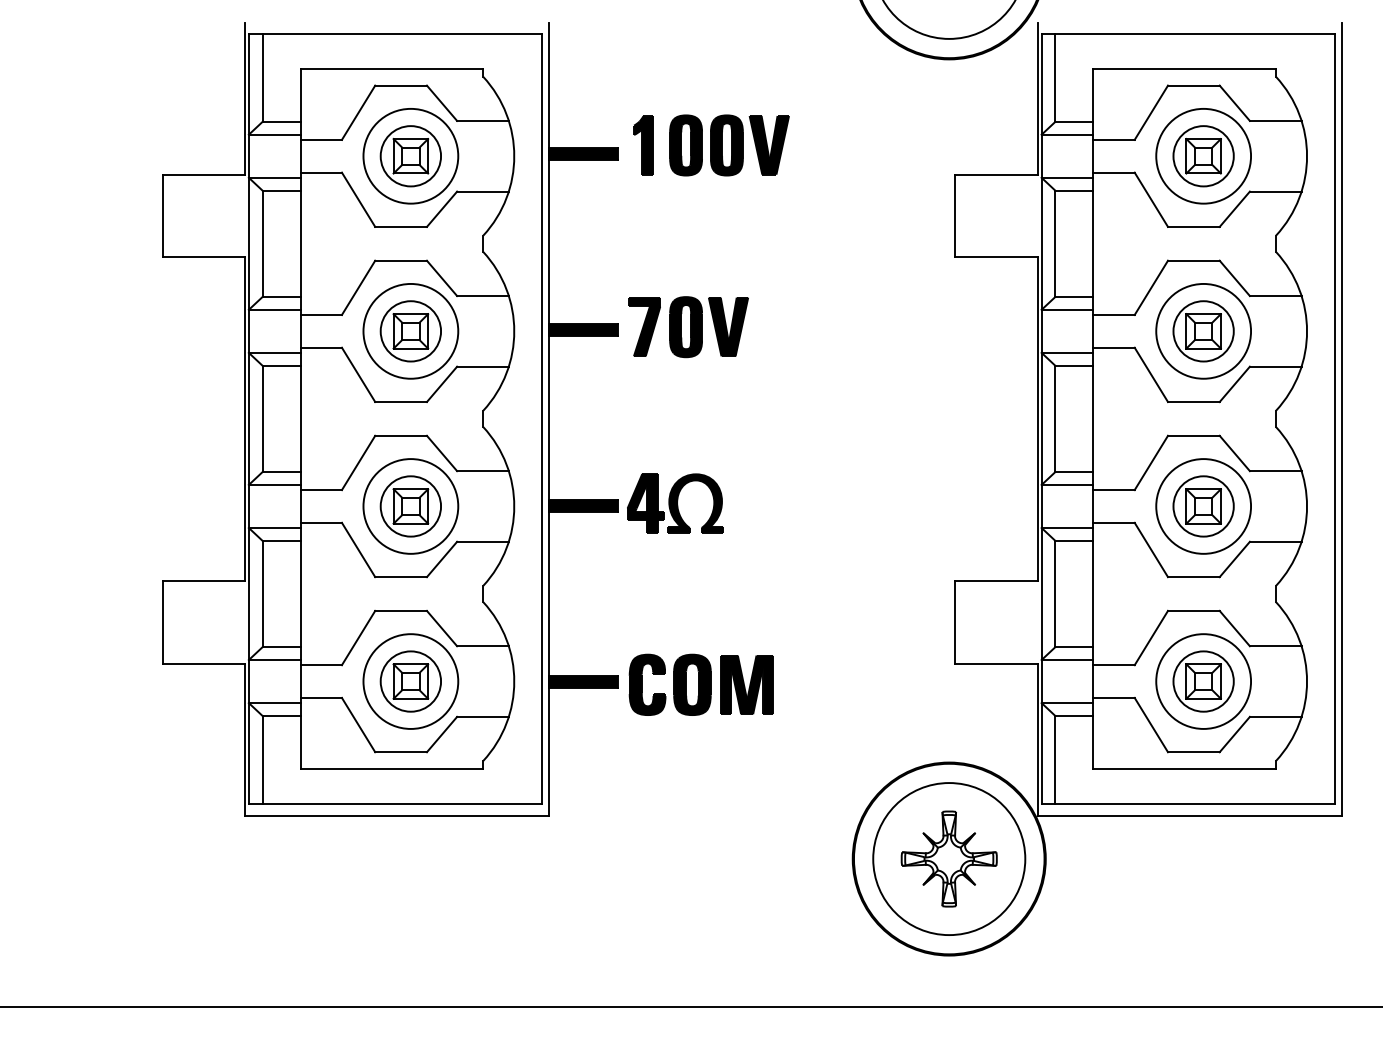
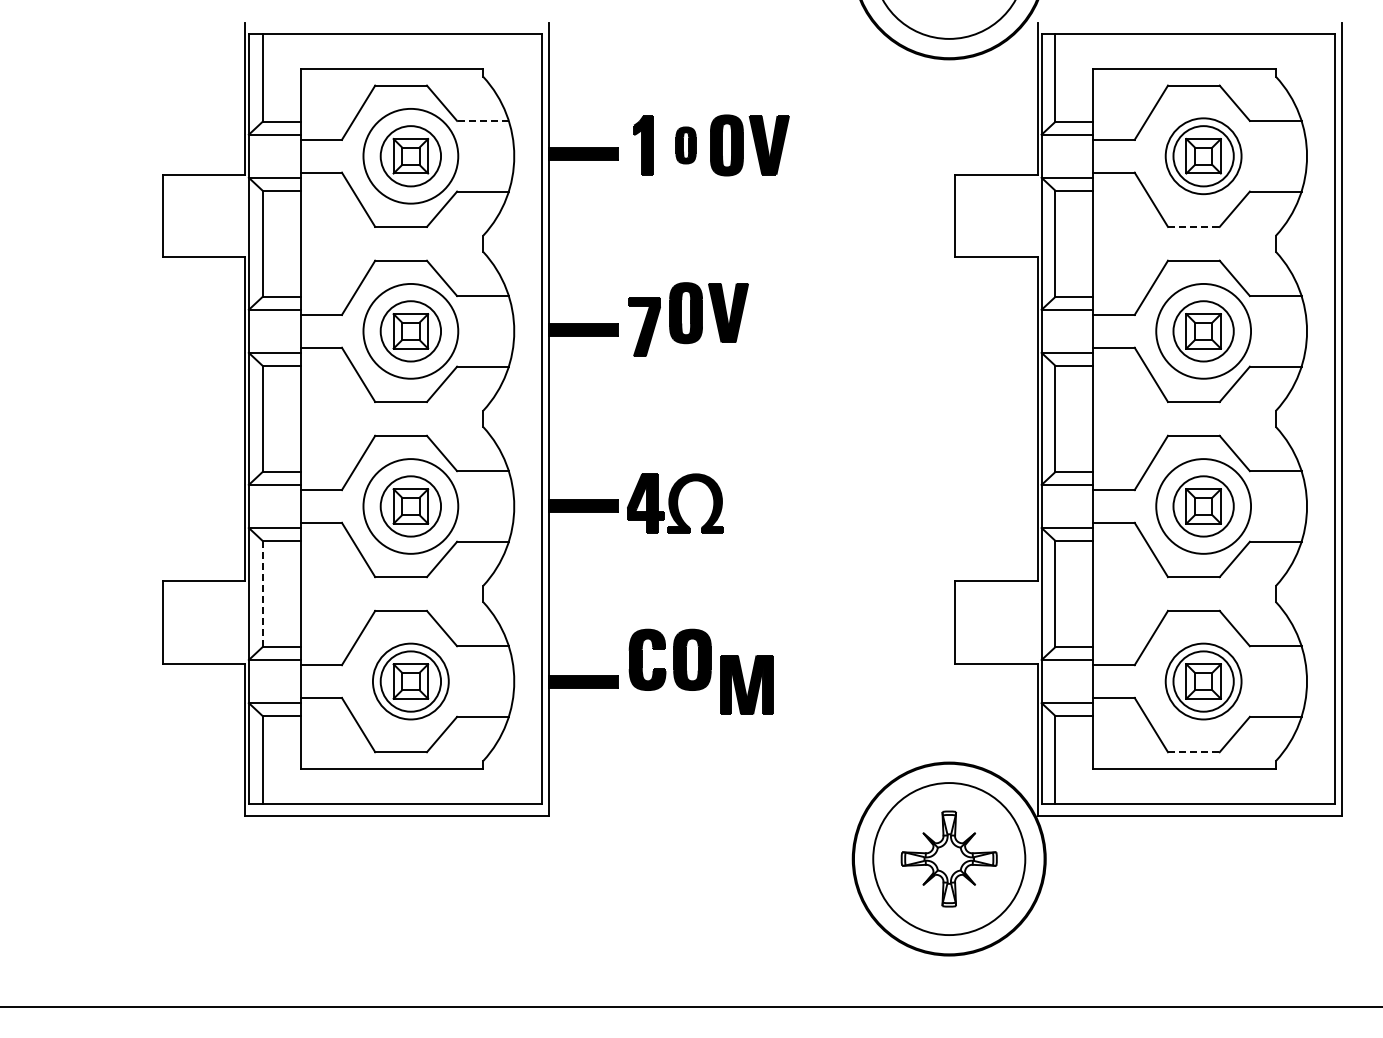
line: solid -> dashed (482, 120)
part size: 34x63 px -> 22x39 px (685, 145)
circle diameter: 95 px -> 76 px (1203, 156)
line: solid -> dashed (1193, 226)
part position: (708, 327) -> (708, 313) (708, 313)
line: solid -> dashed (262, 593)
circle diameter: 95 px -> 76 px (410, 681)
circle diameter: 95 px -> 76 px (1203, 681)
part position: (669, 684) -> (669, 659) (669, 659)
line: solid -> dashed (1193, 752)
